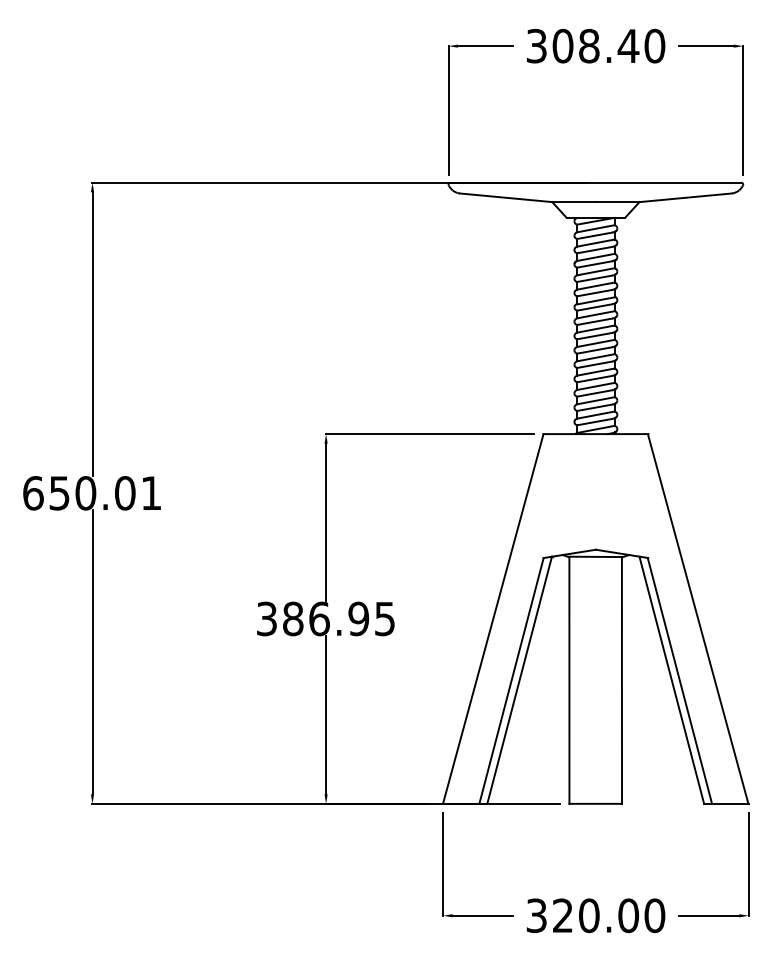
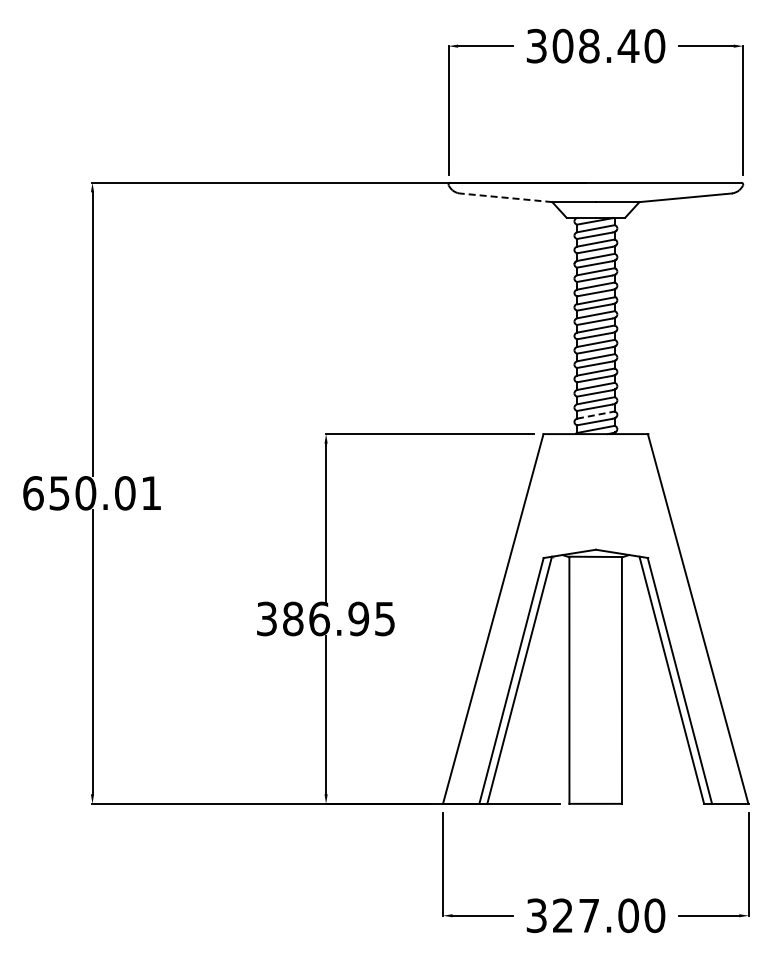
line: solid -> dashed (505, 197)
line: solid -> dashed (596, 415)
text: 320.00 -> 327.00 (589, 915)
